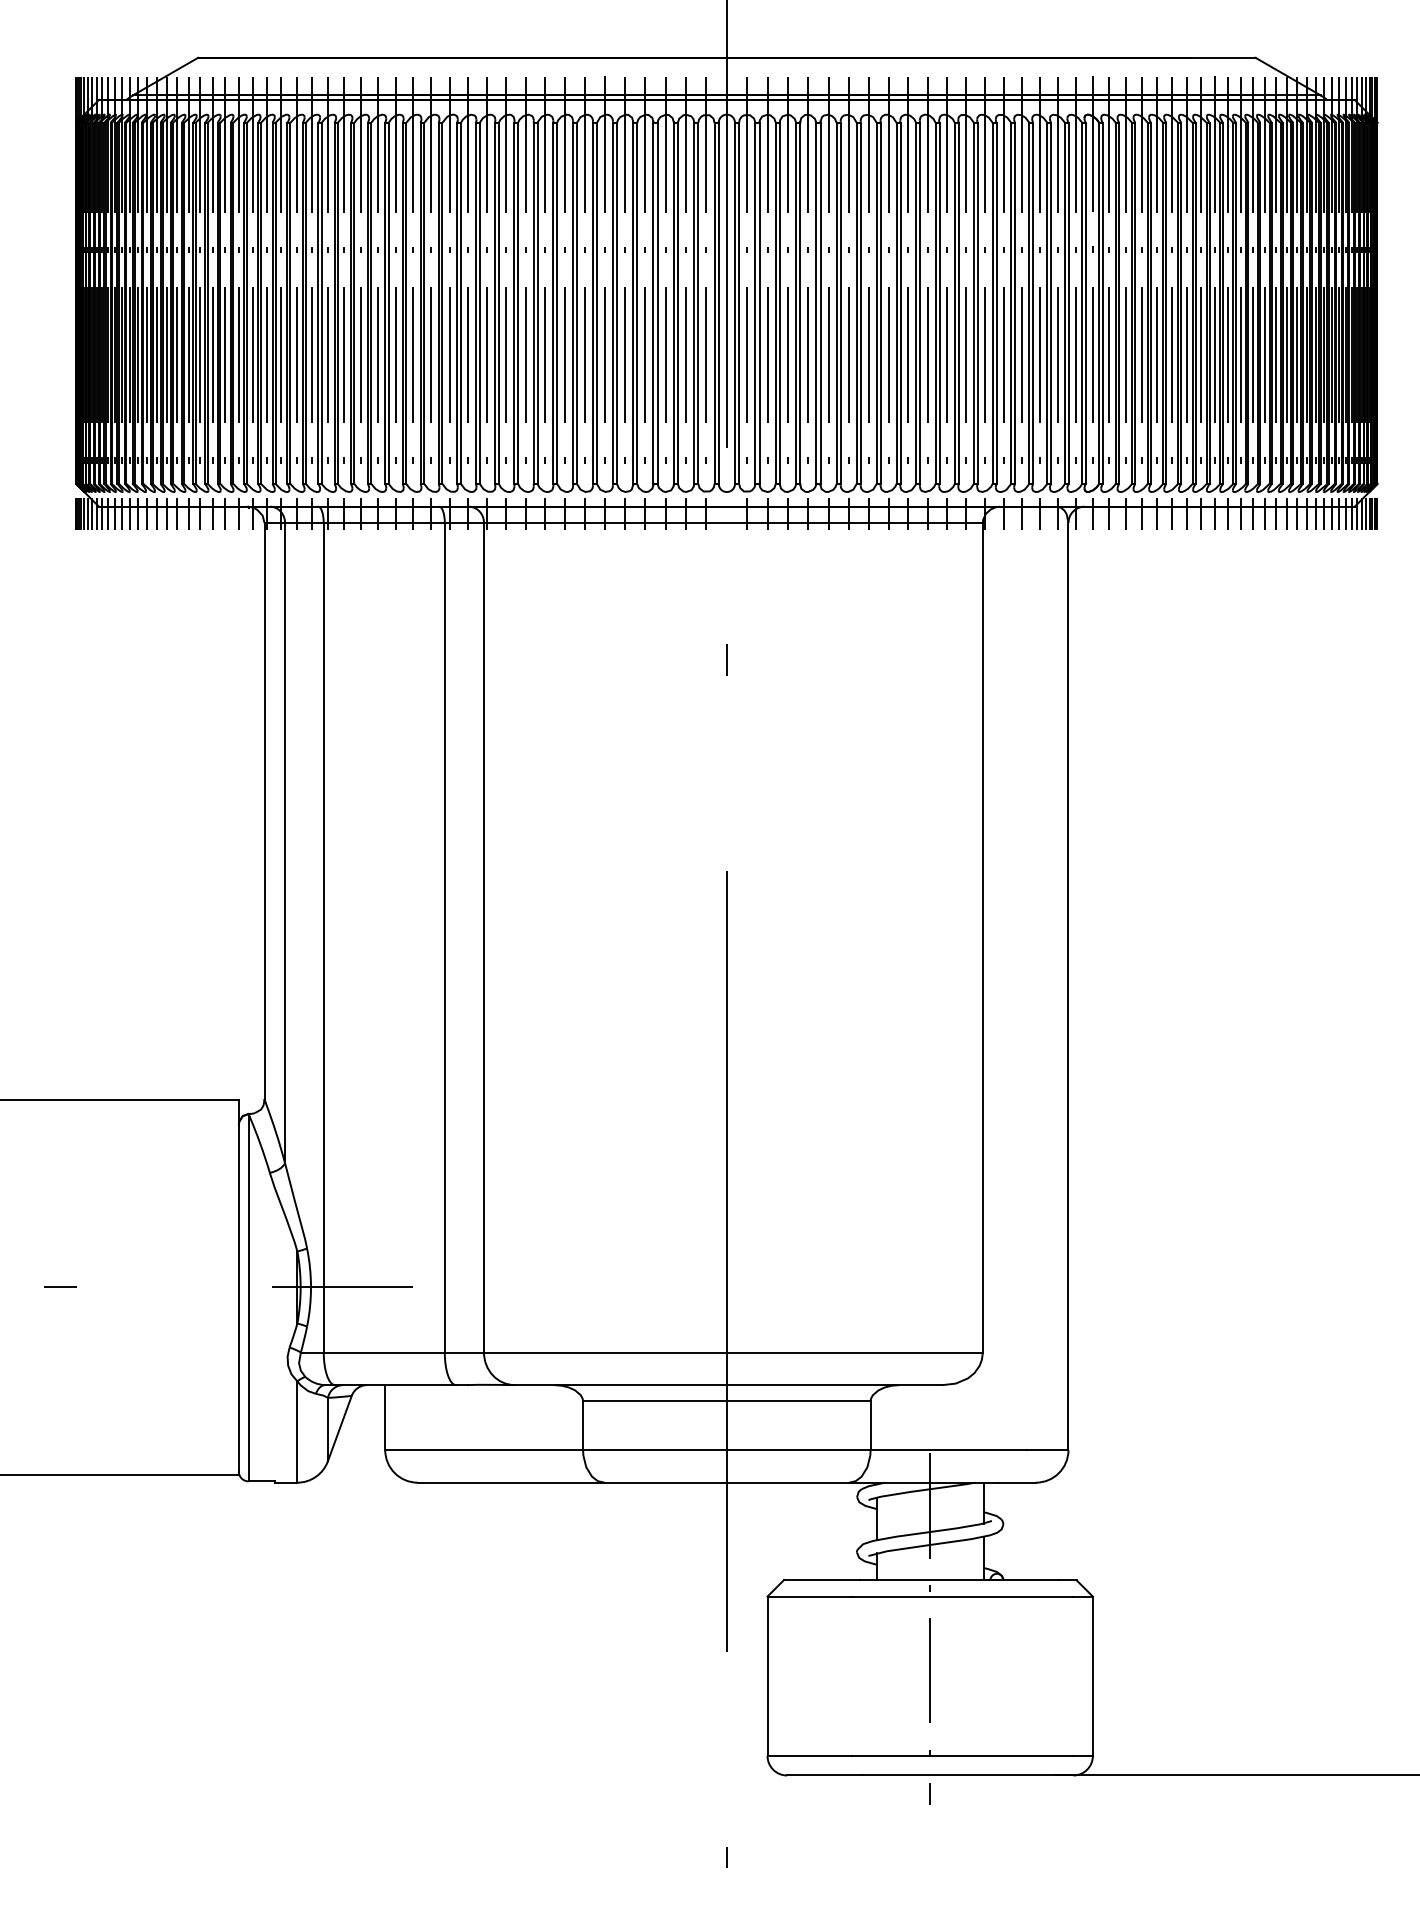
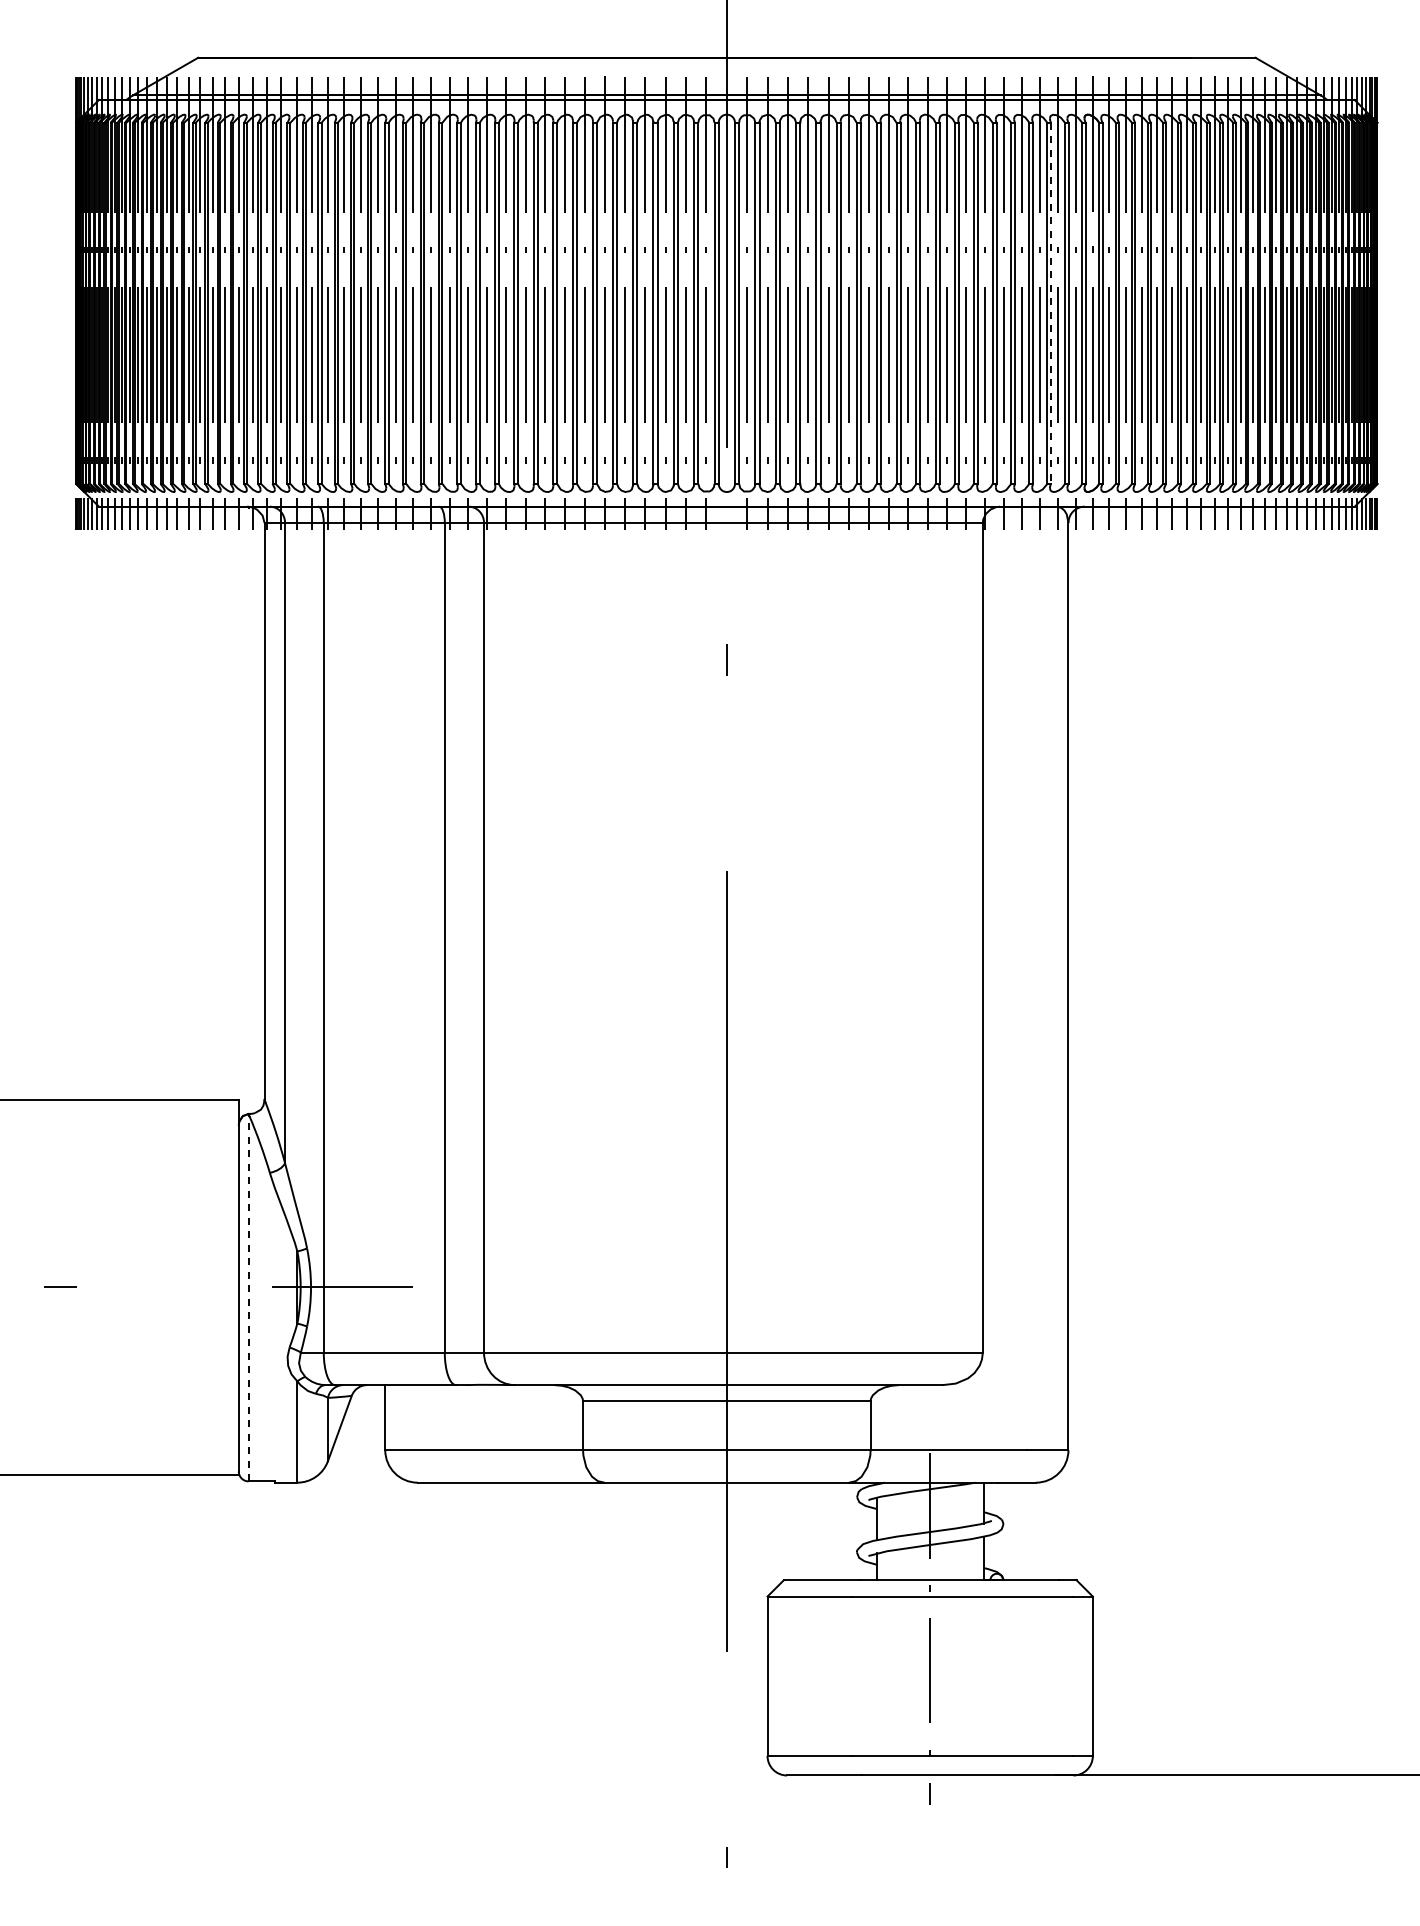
line: solid -> dashed (1051, 303)
line: solid -> dashed (248, 1298)
